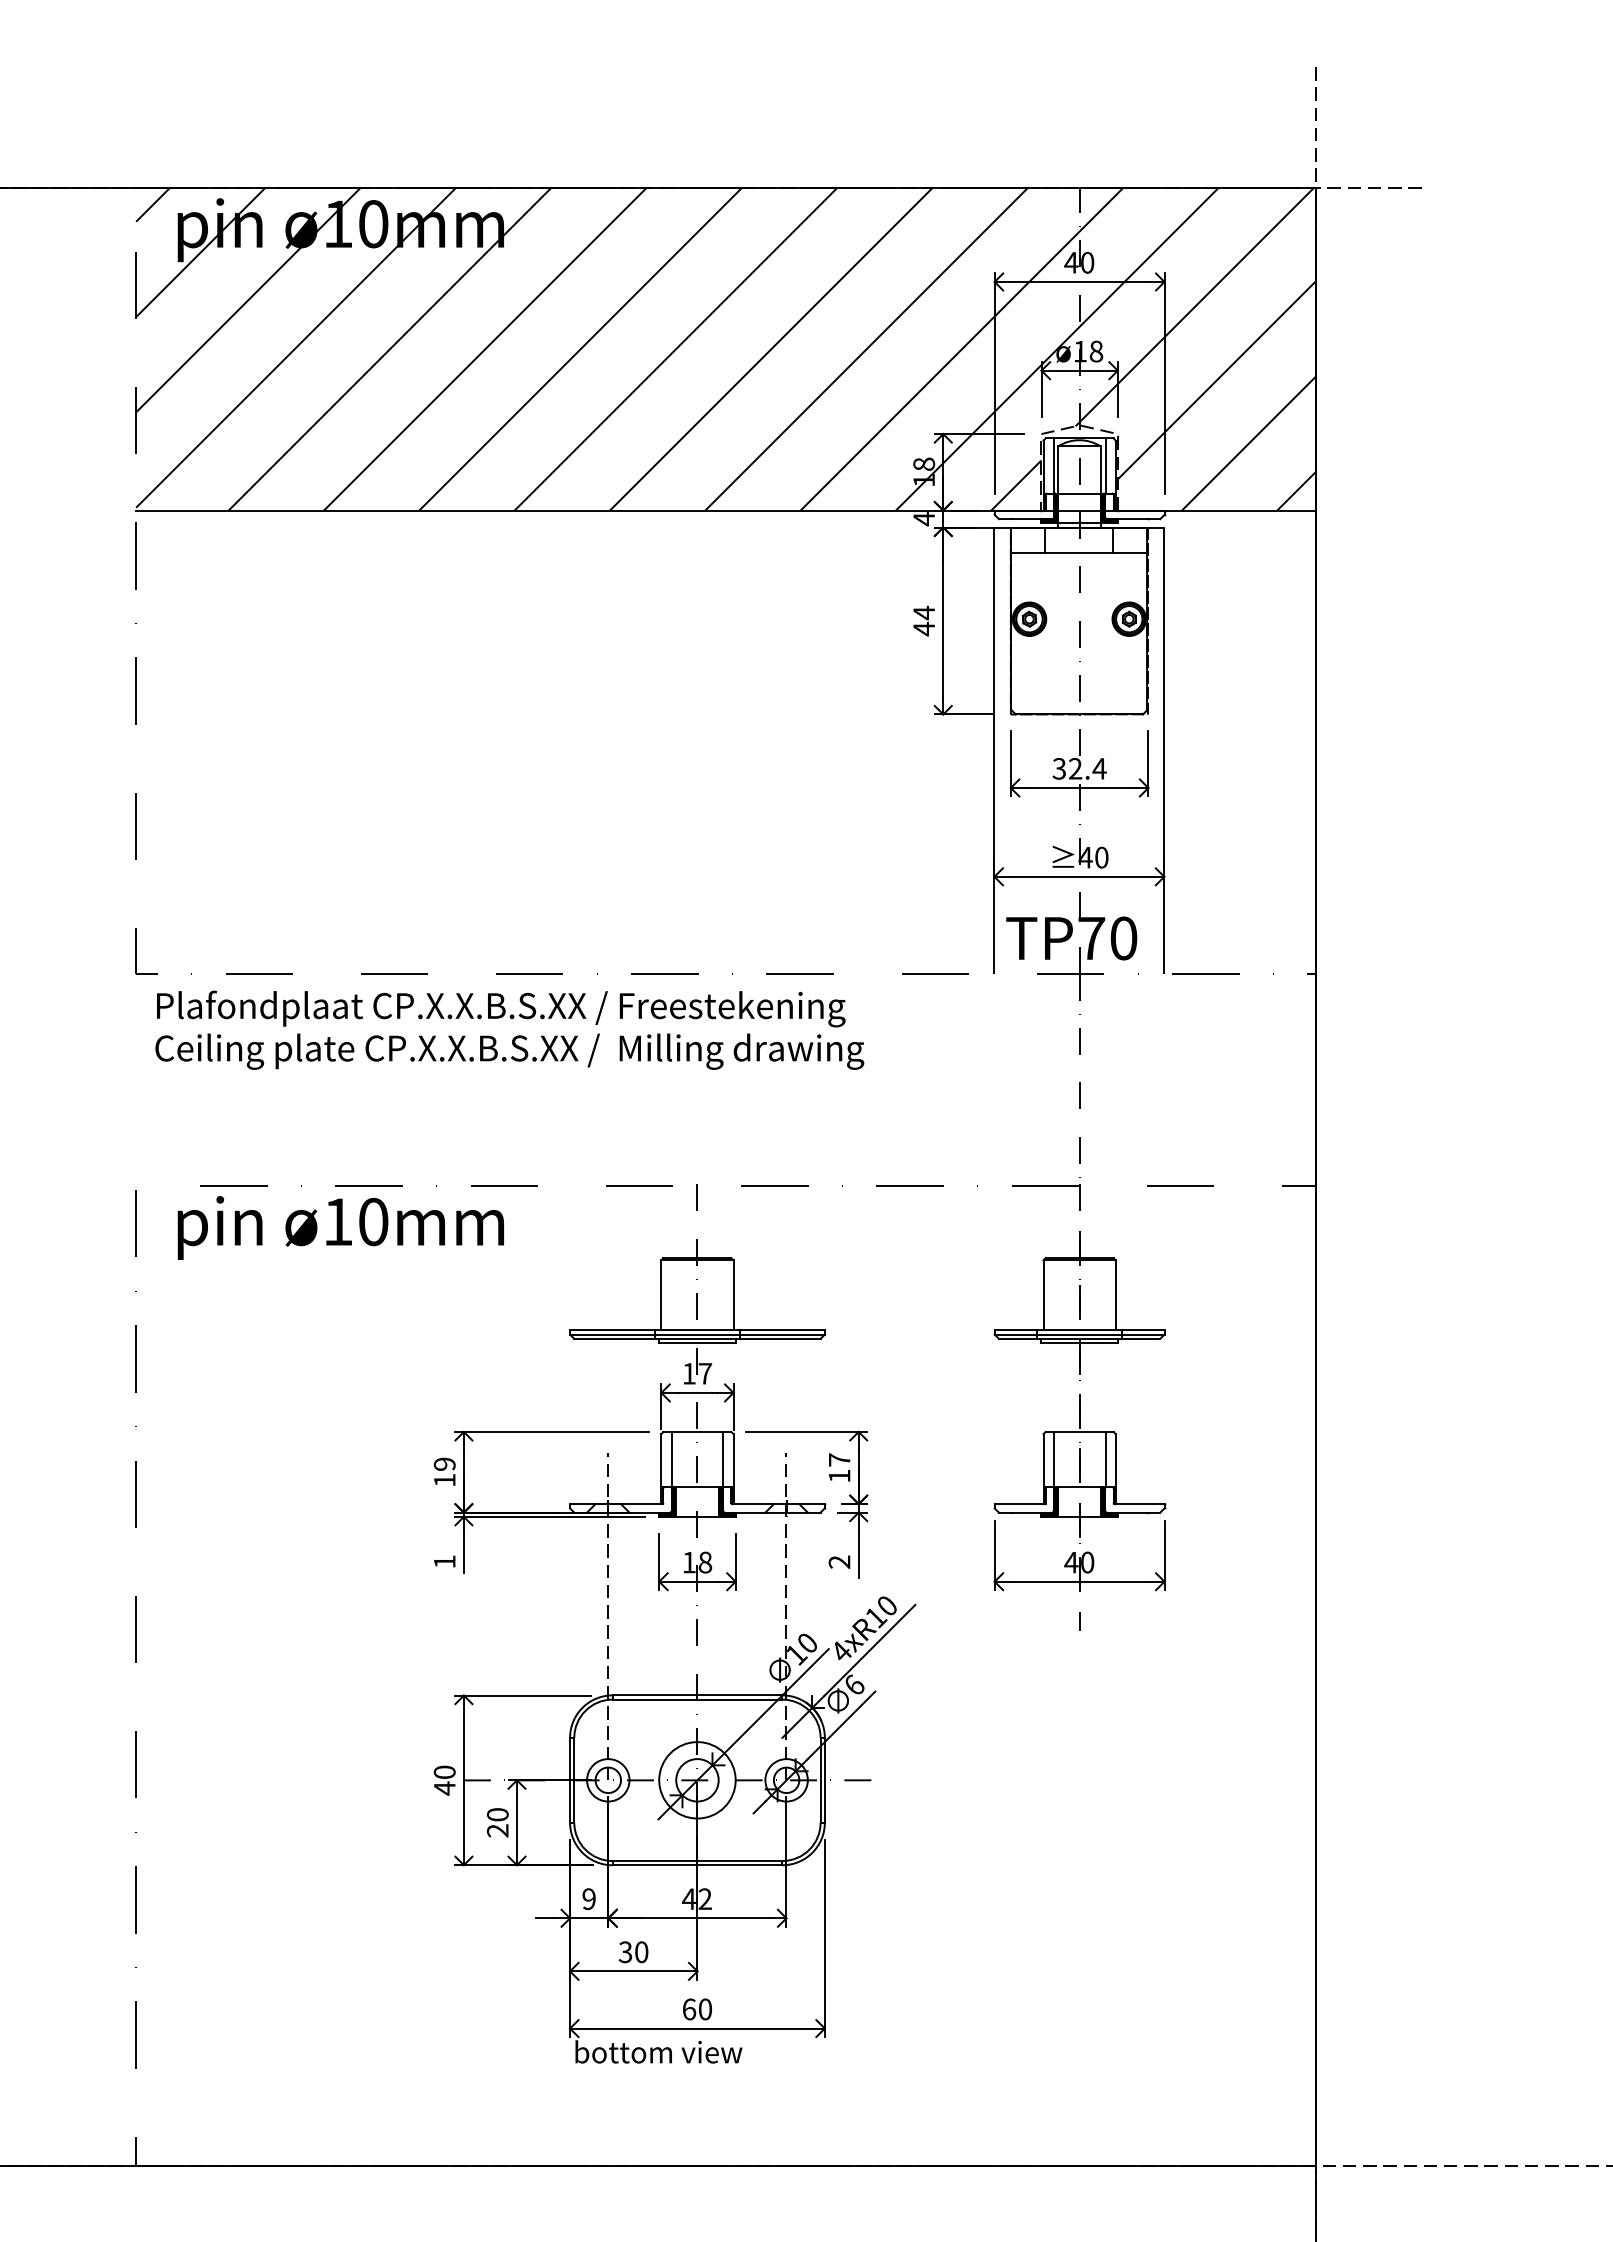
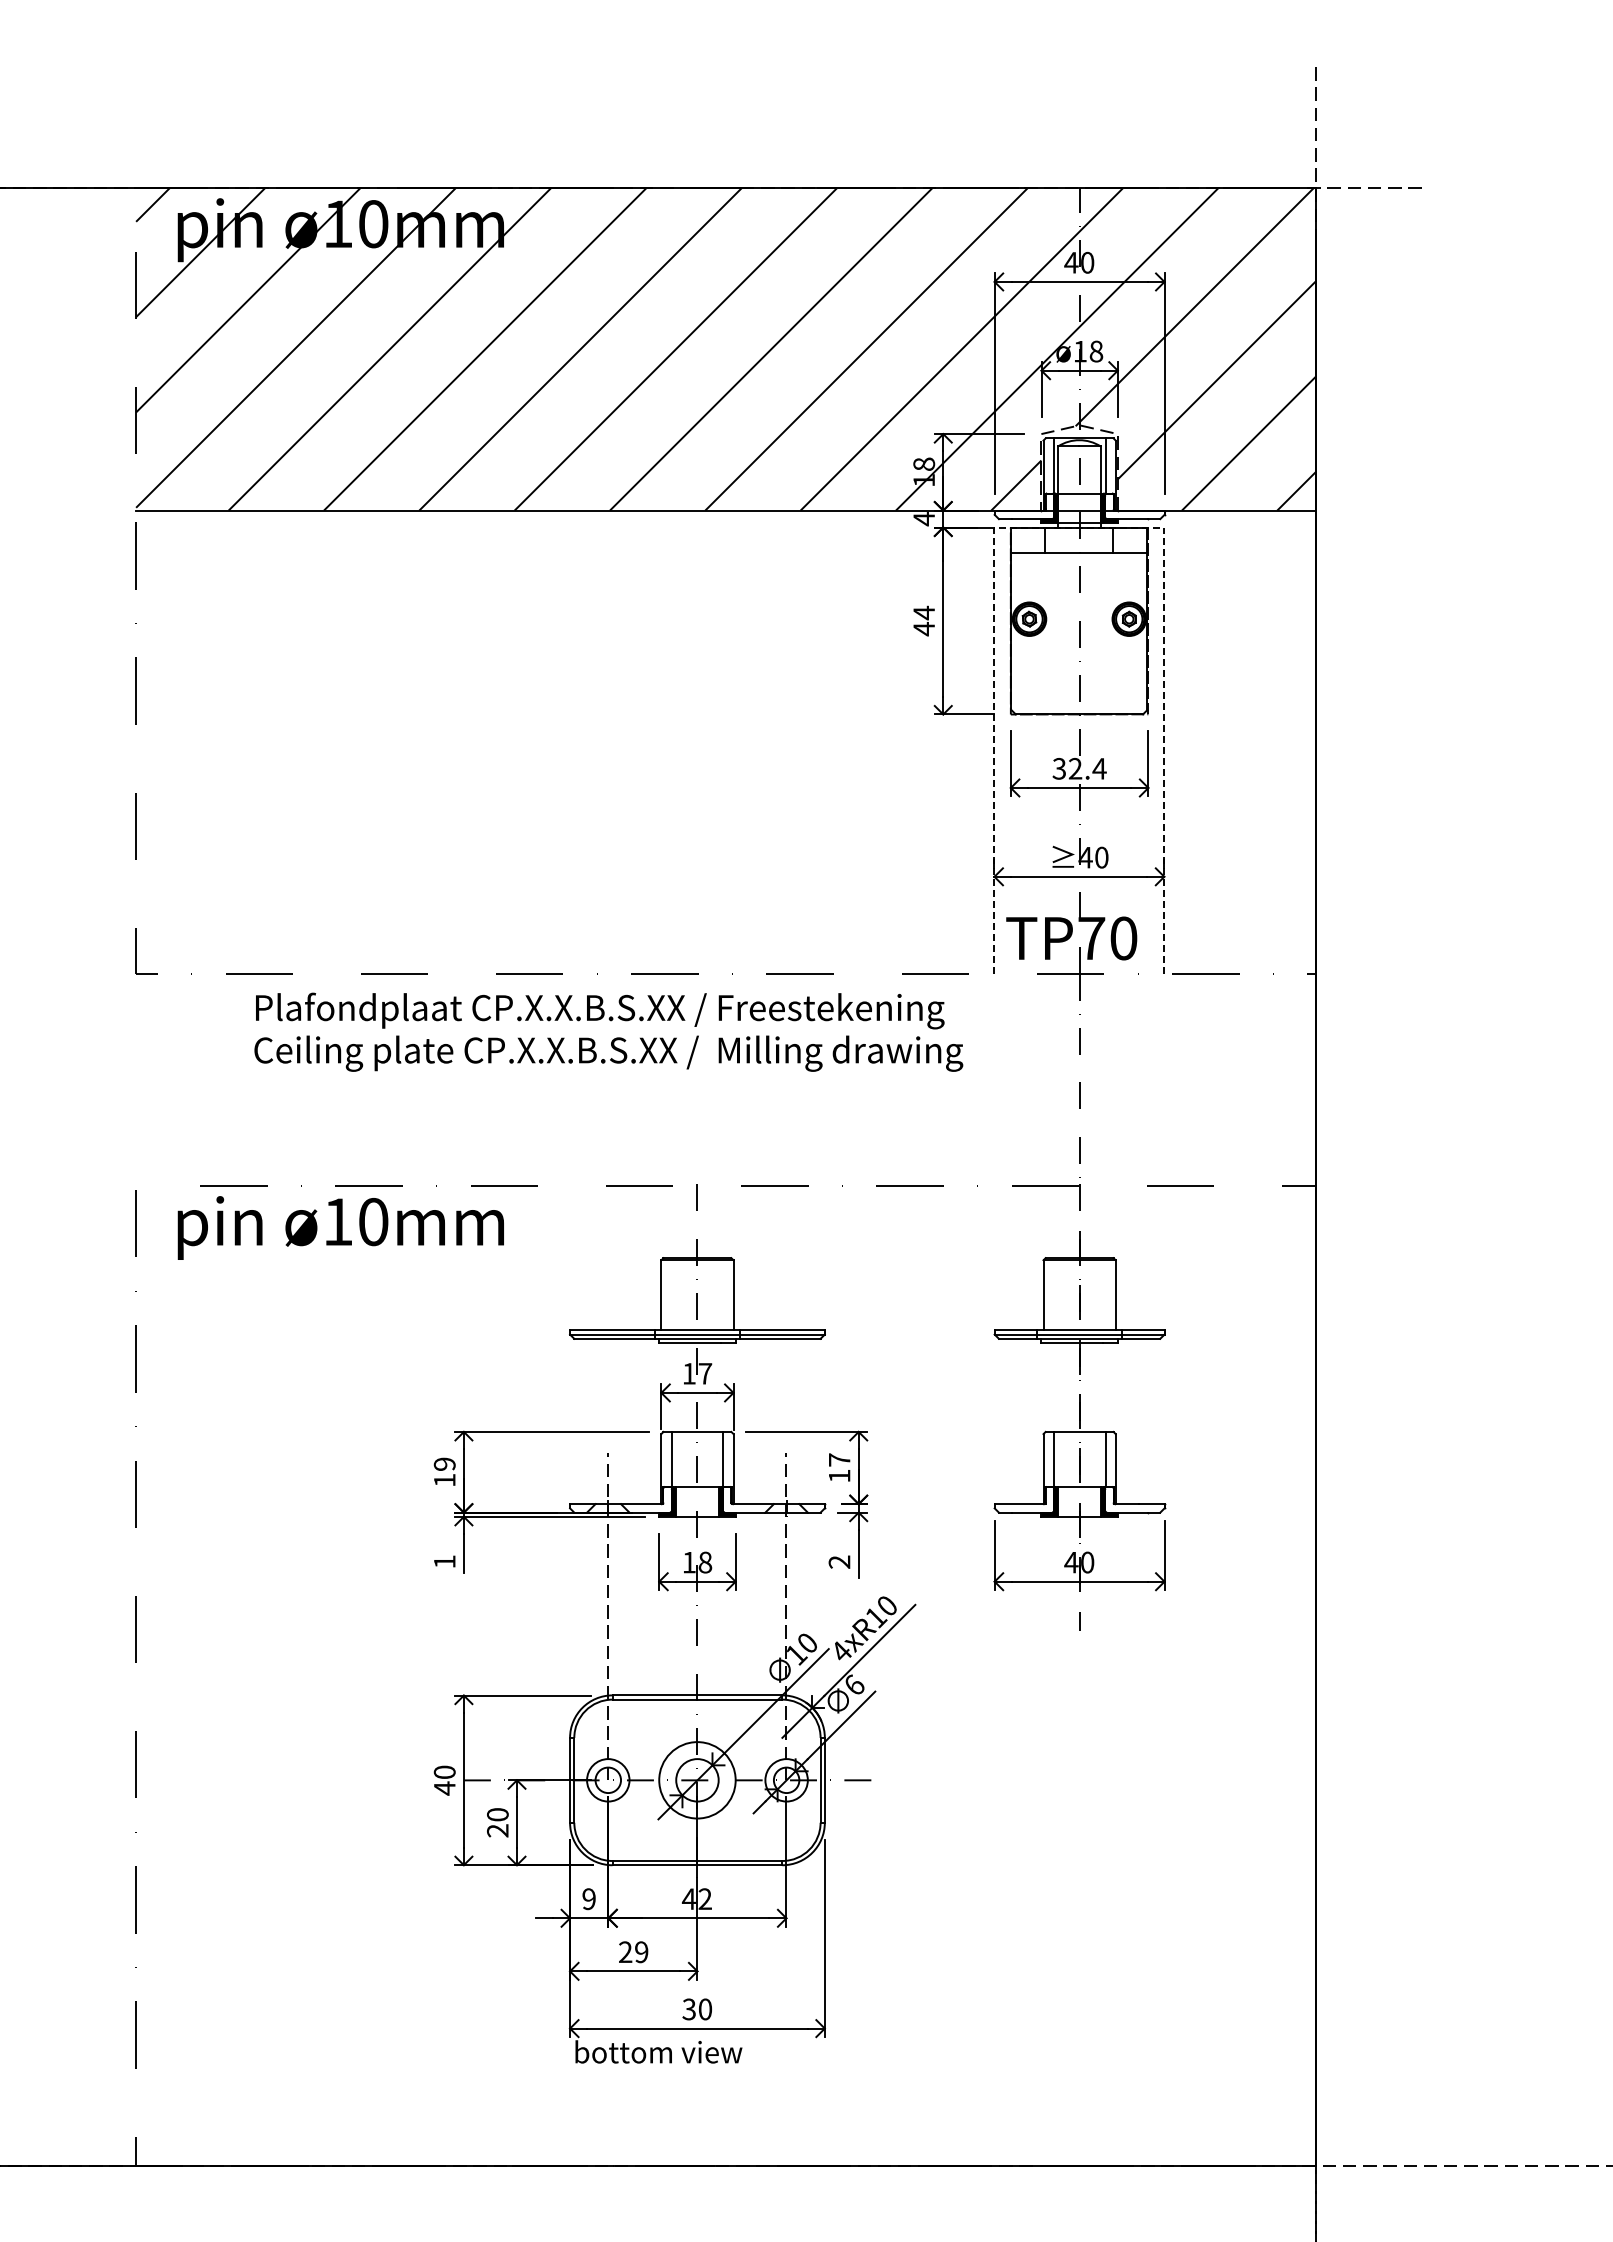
line: solid -> dashed (1079, 527)
text position: (509, 1029) -> (608, 1031) (608, 1031)
text: 30 -> 29 (633, 1952)
text: 60 -> 30 (689, 2009)
